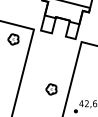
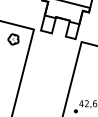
part: present -> none (51, 89)
